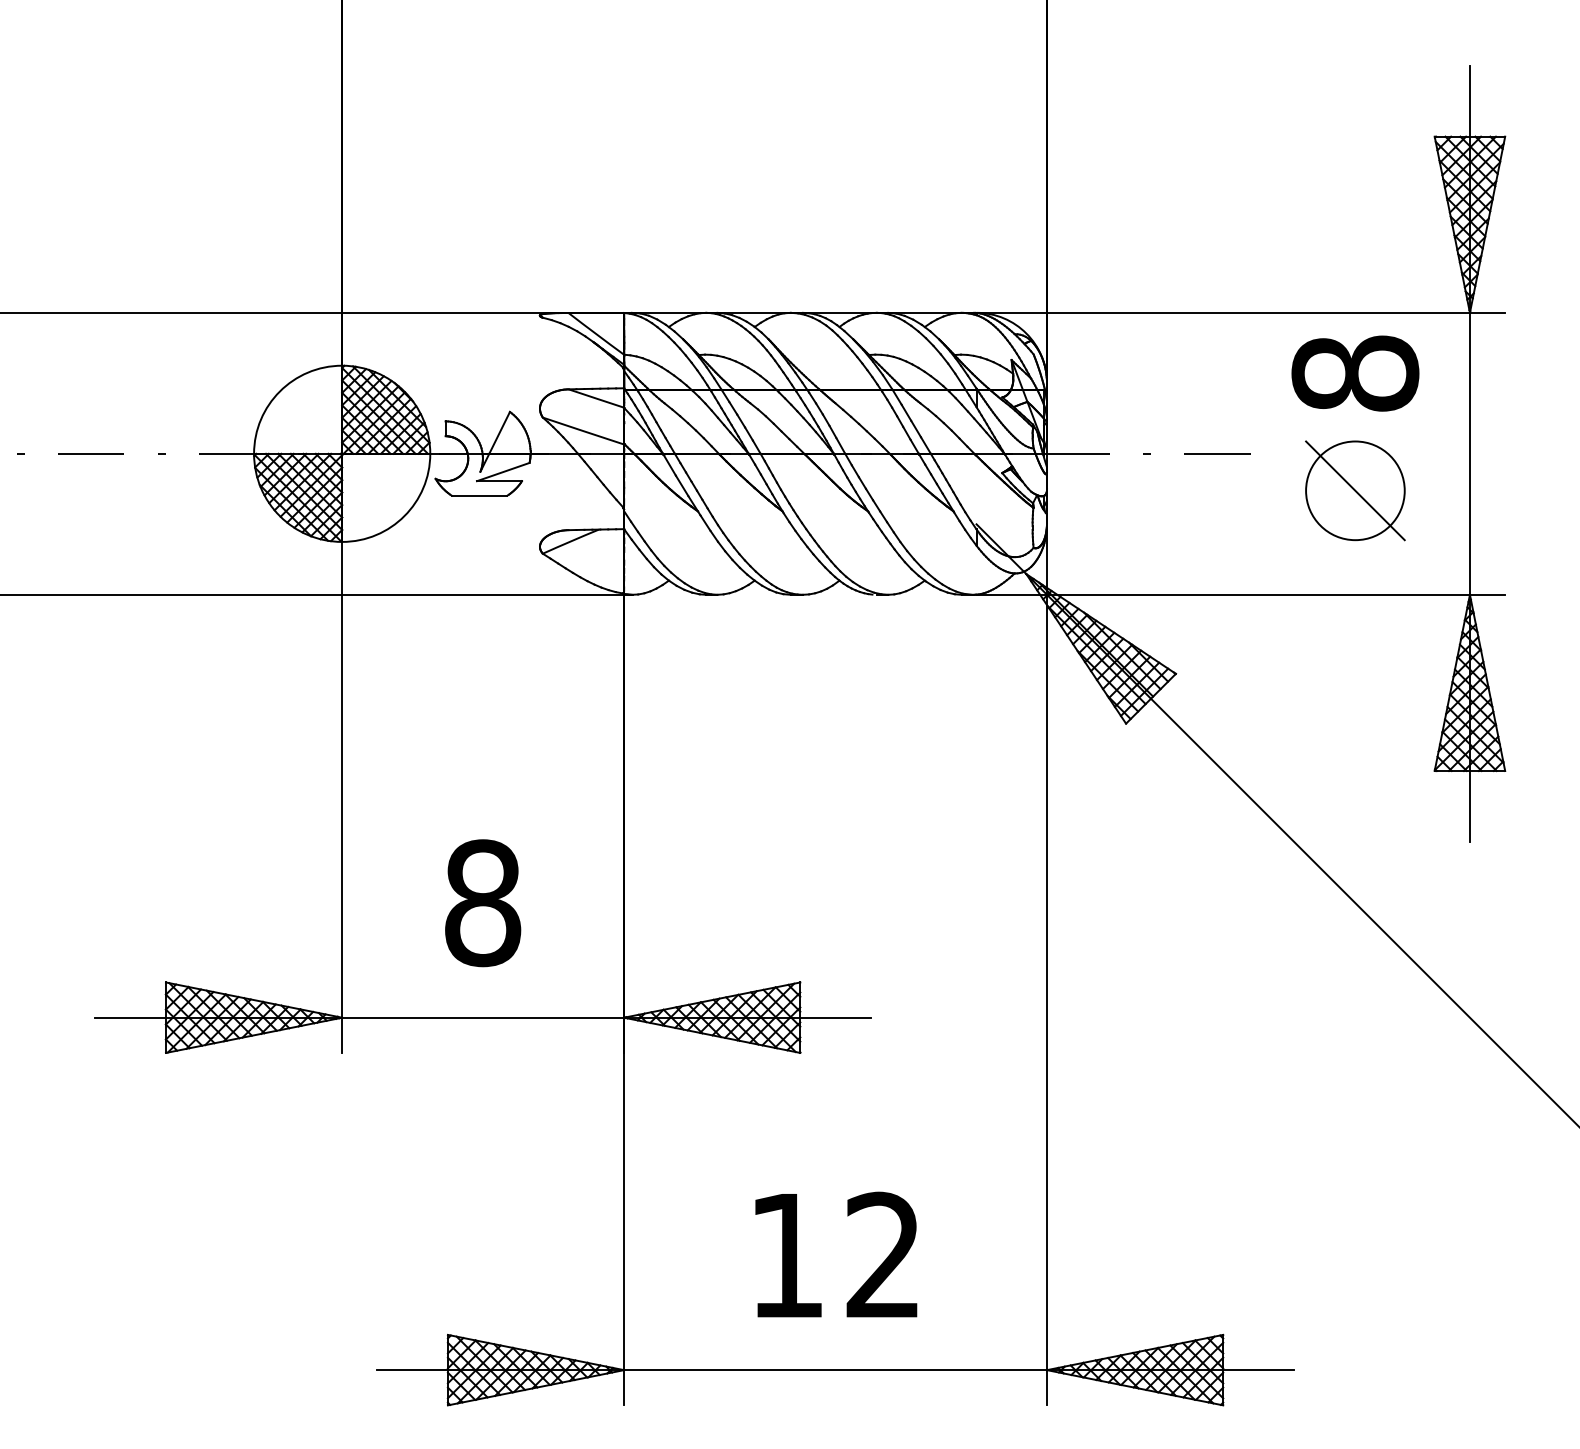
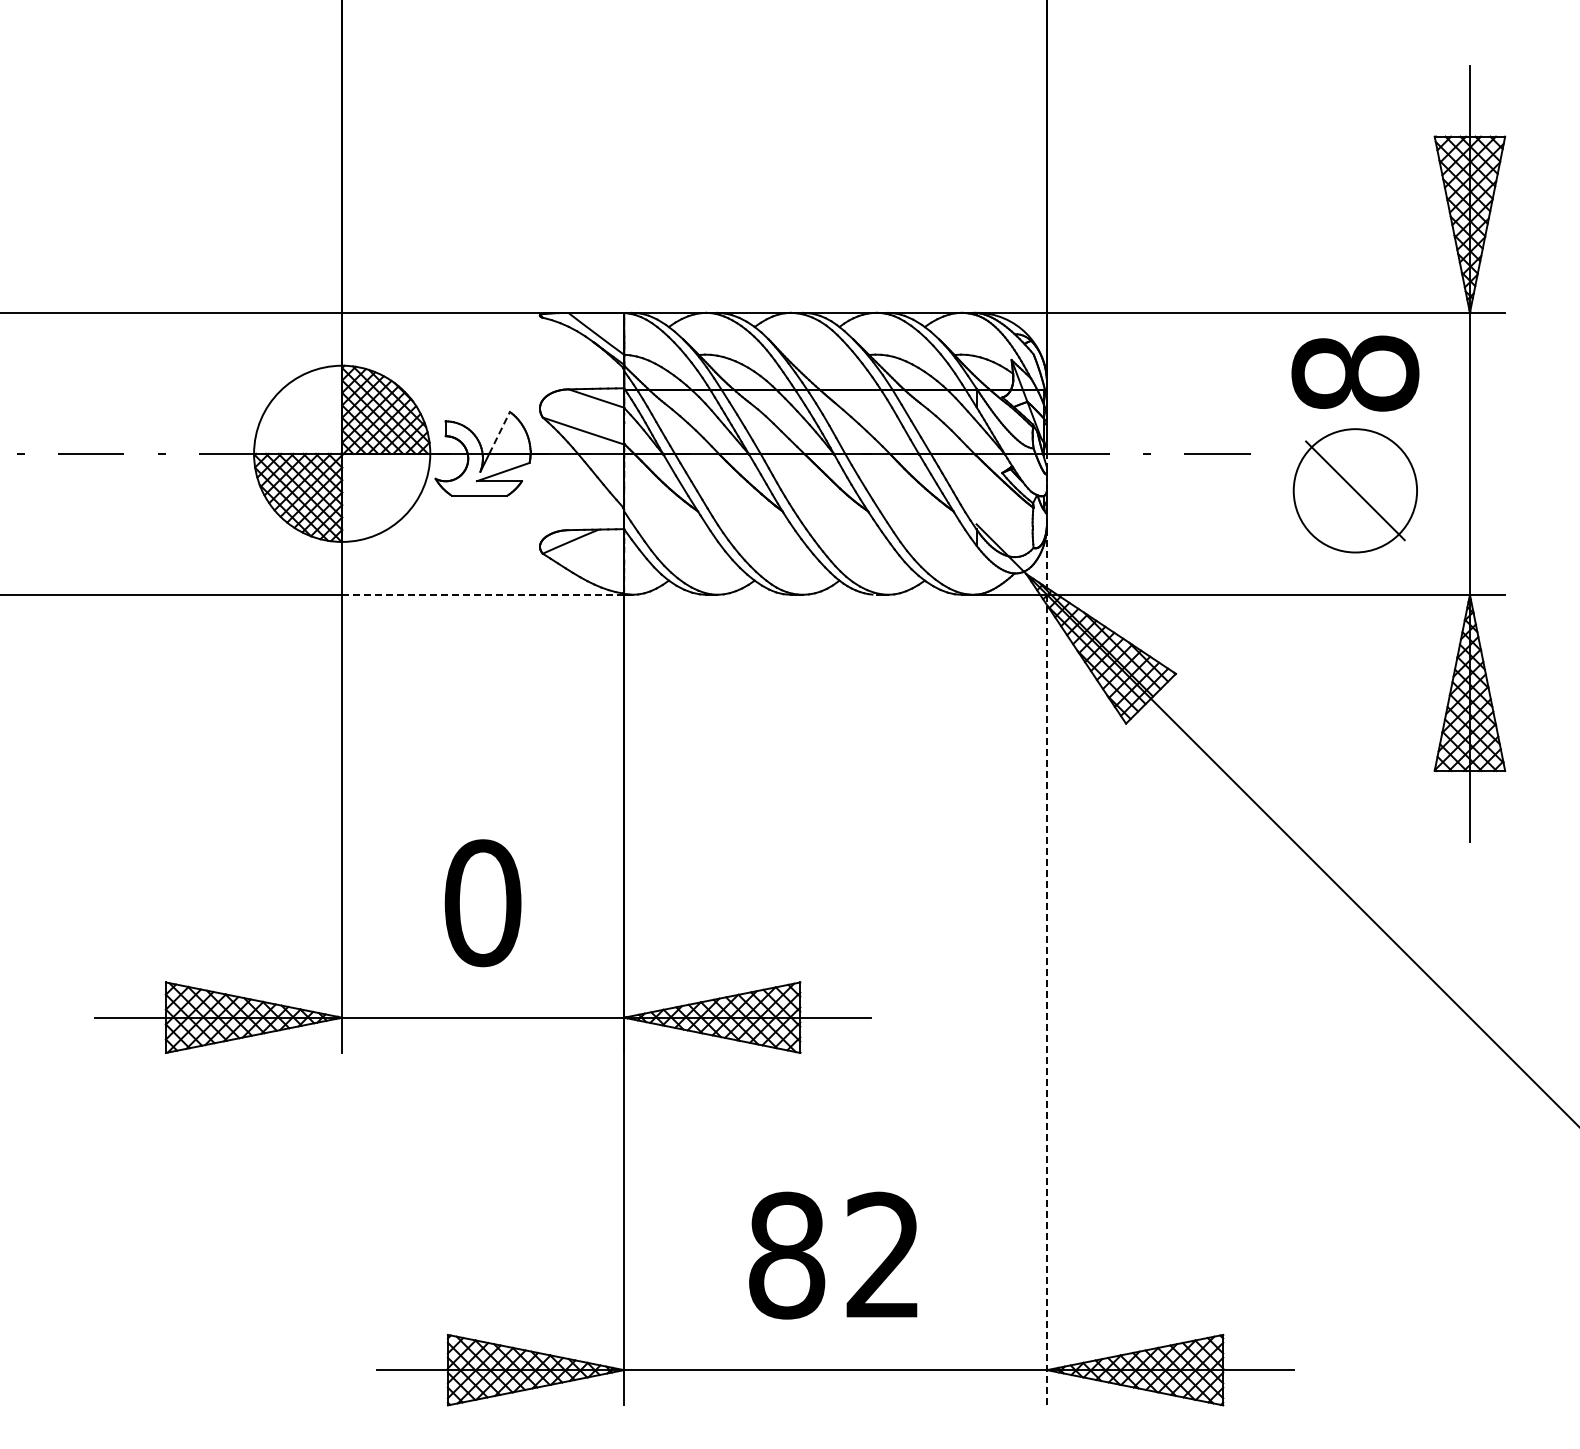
line: solid -> dashed (499, 432)
circle diameter: 99 px -> 123 px (1355, 490)
line: solid -> dashed (483, 594)
text: 8 -> 0 (482, 902)
line: solid -> dashed (1047, 929)
text: 12 -> 82 (787, 1255)
